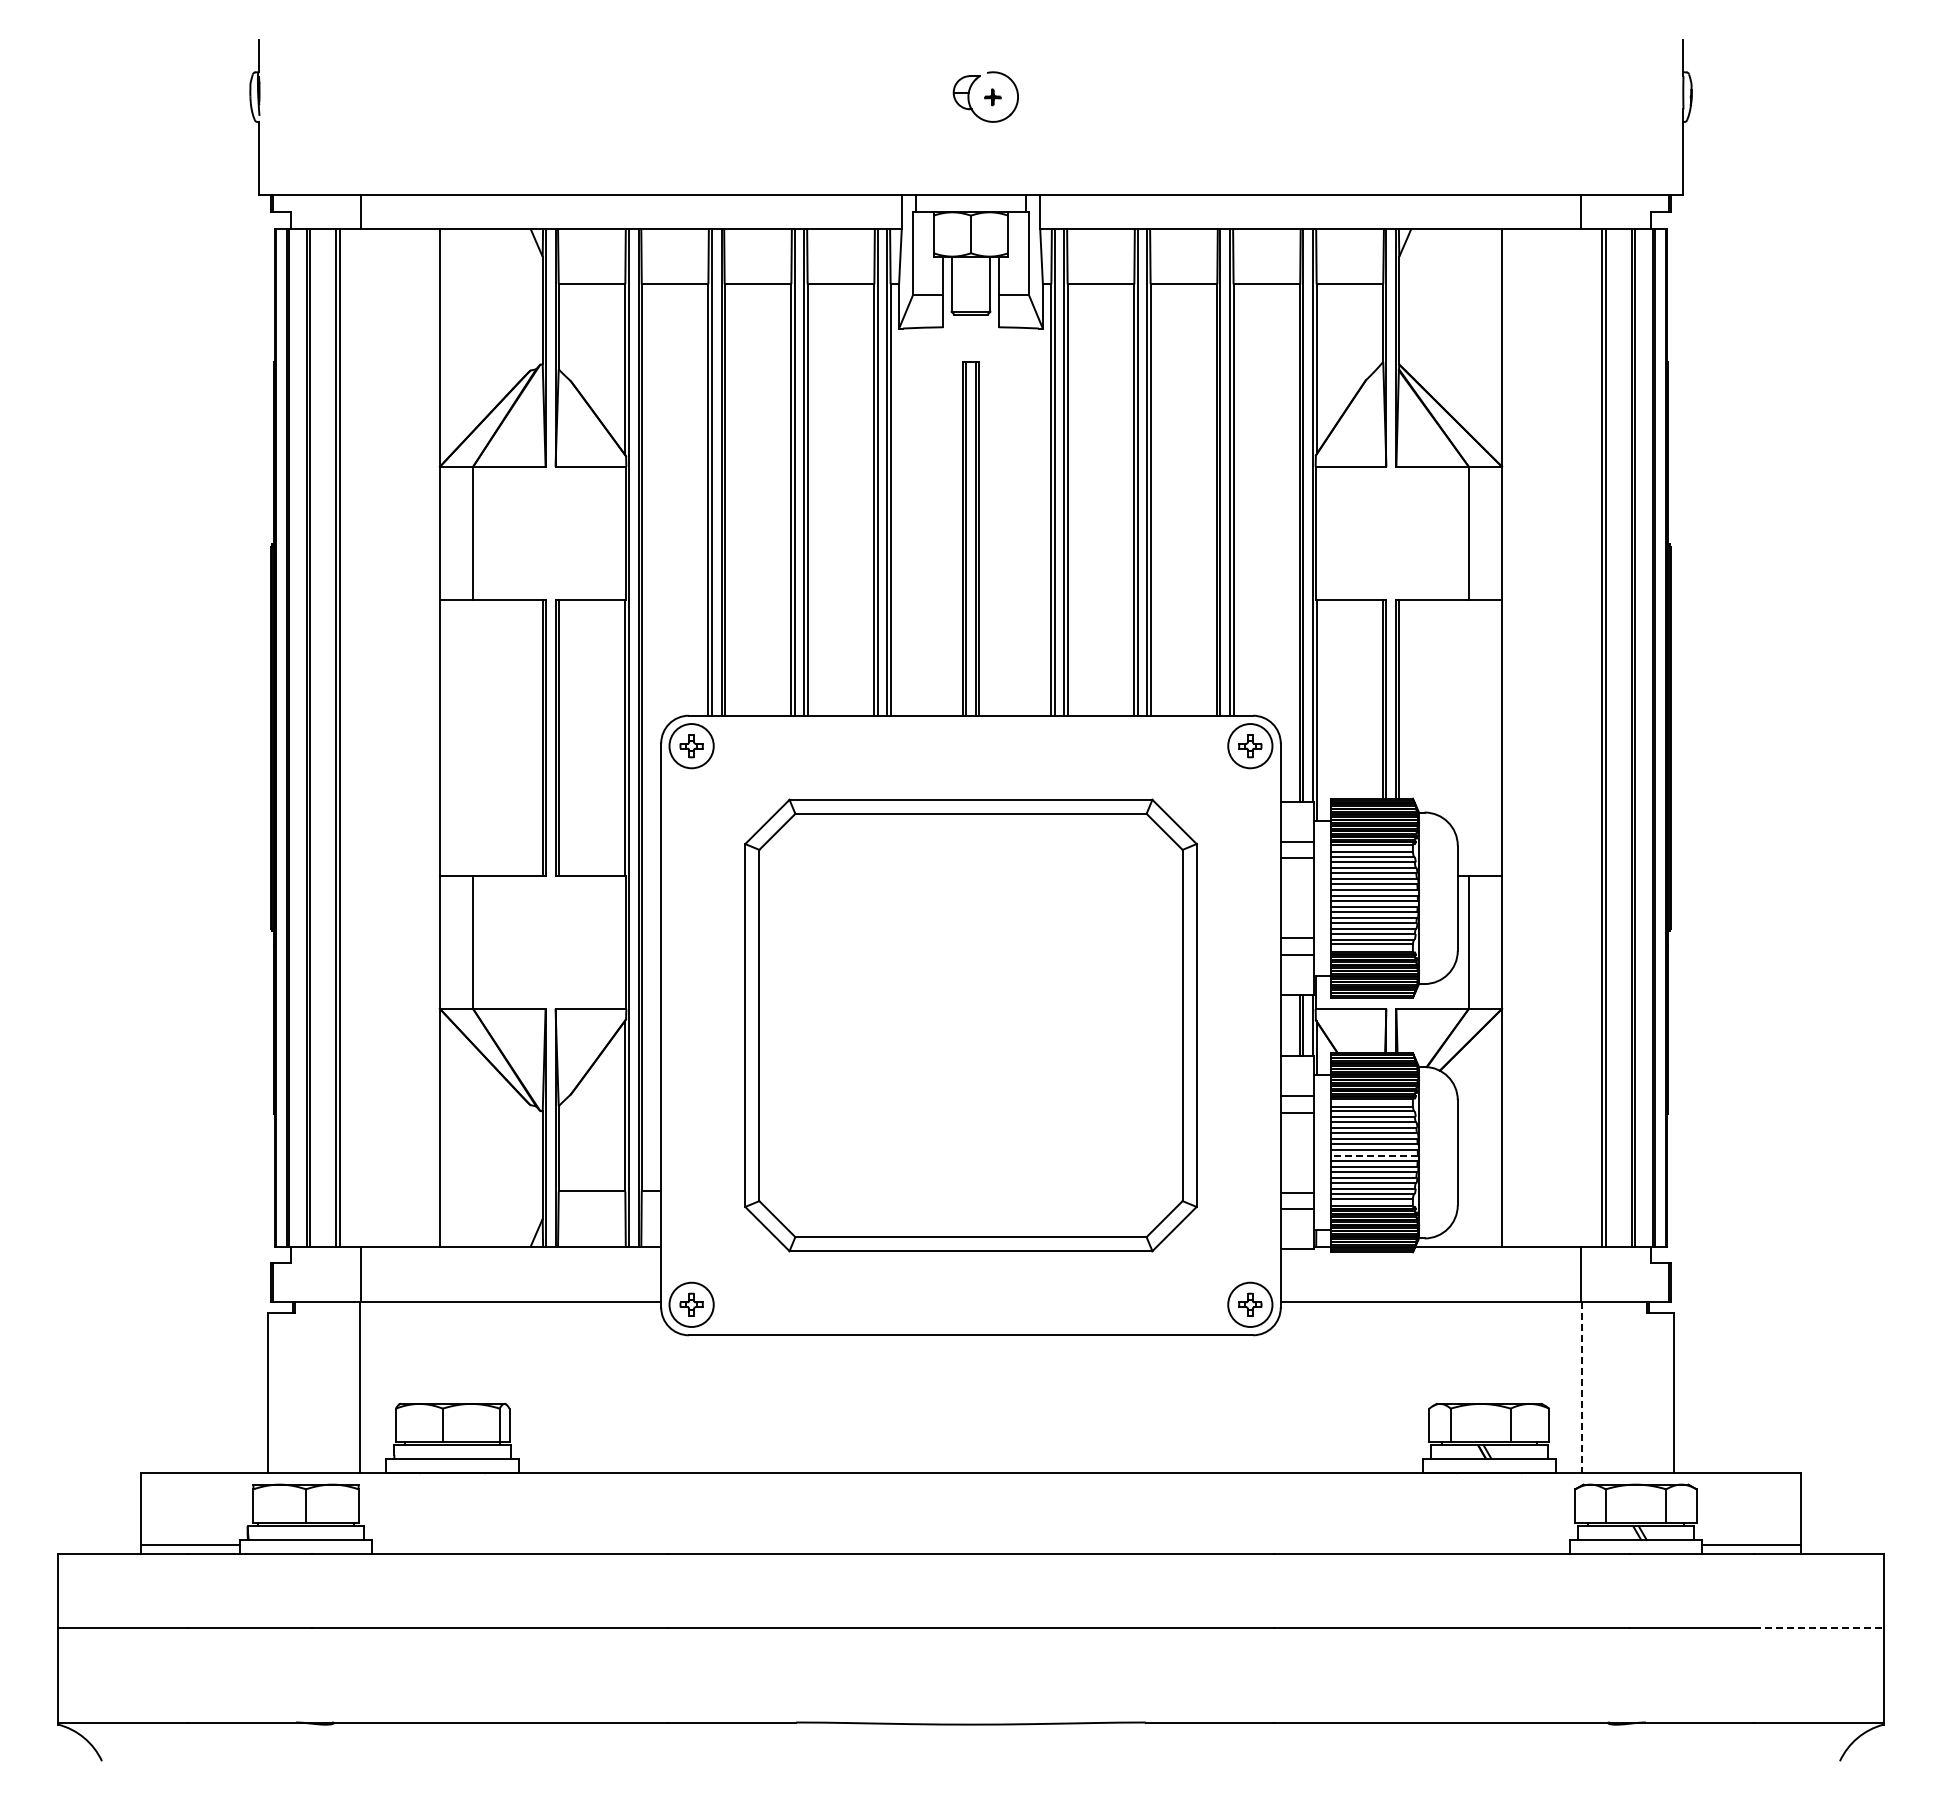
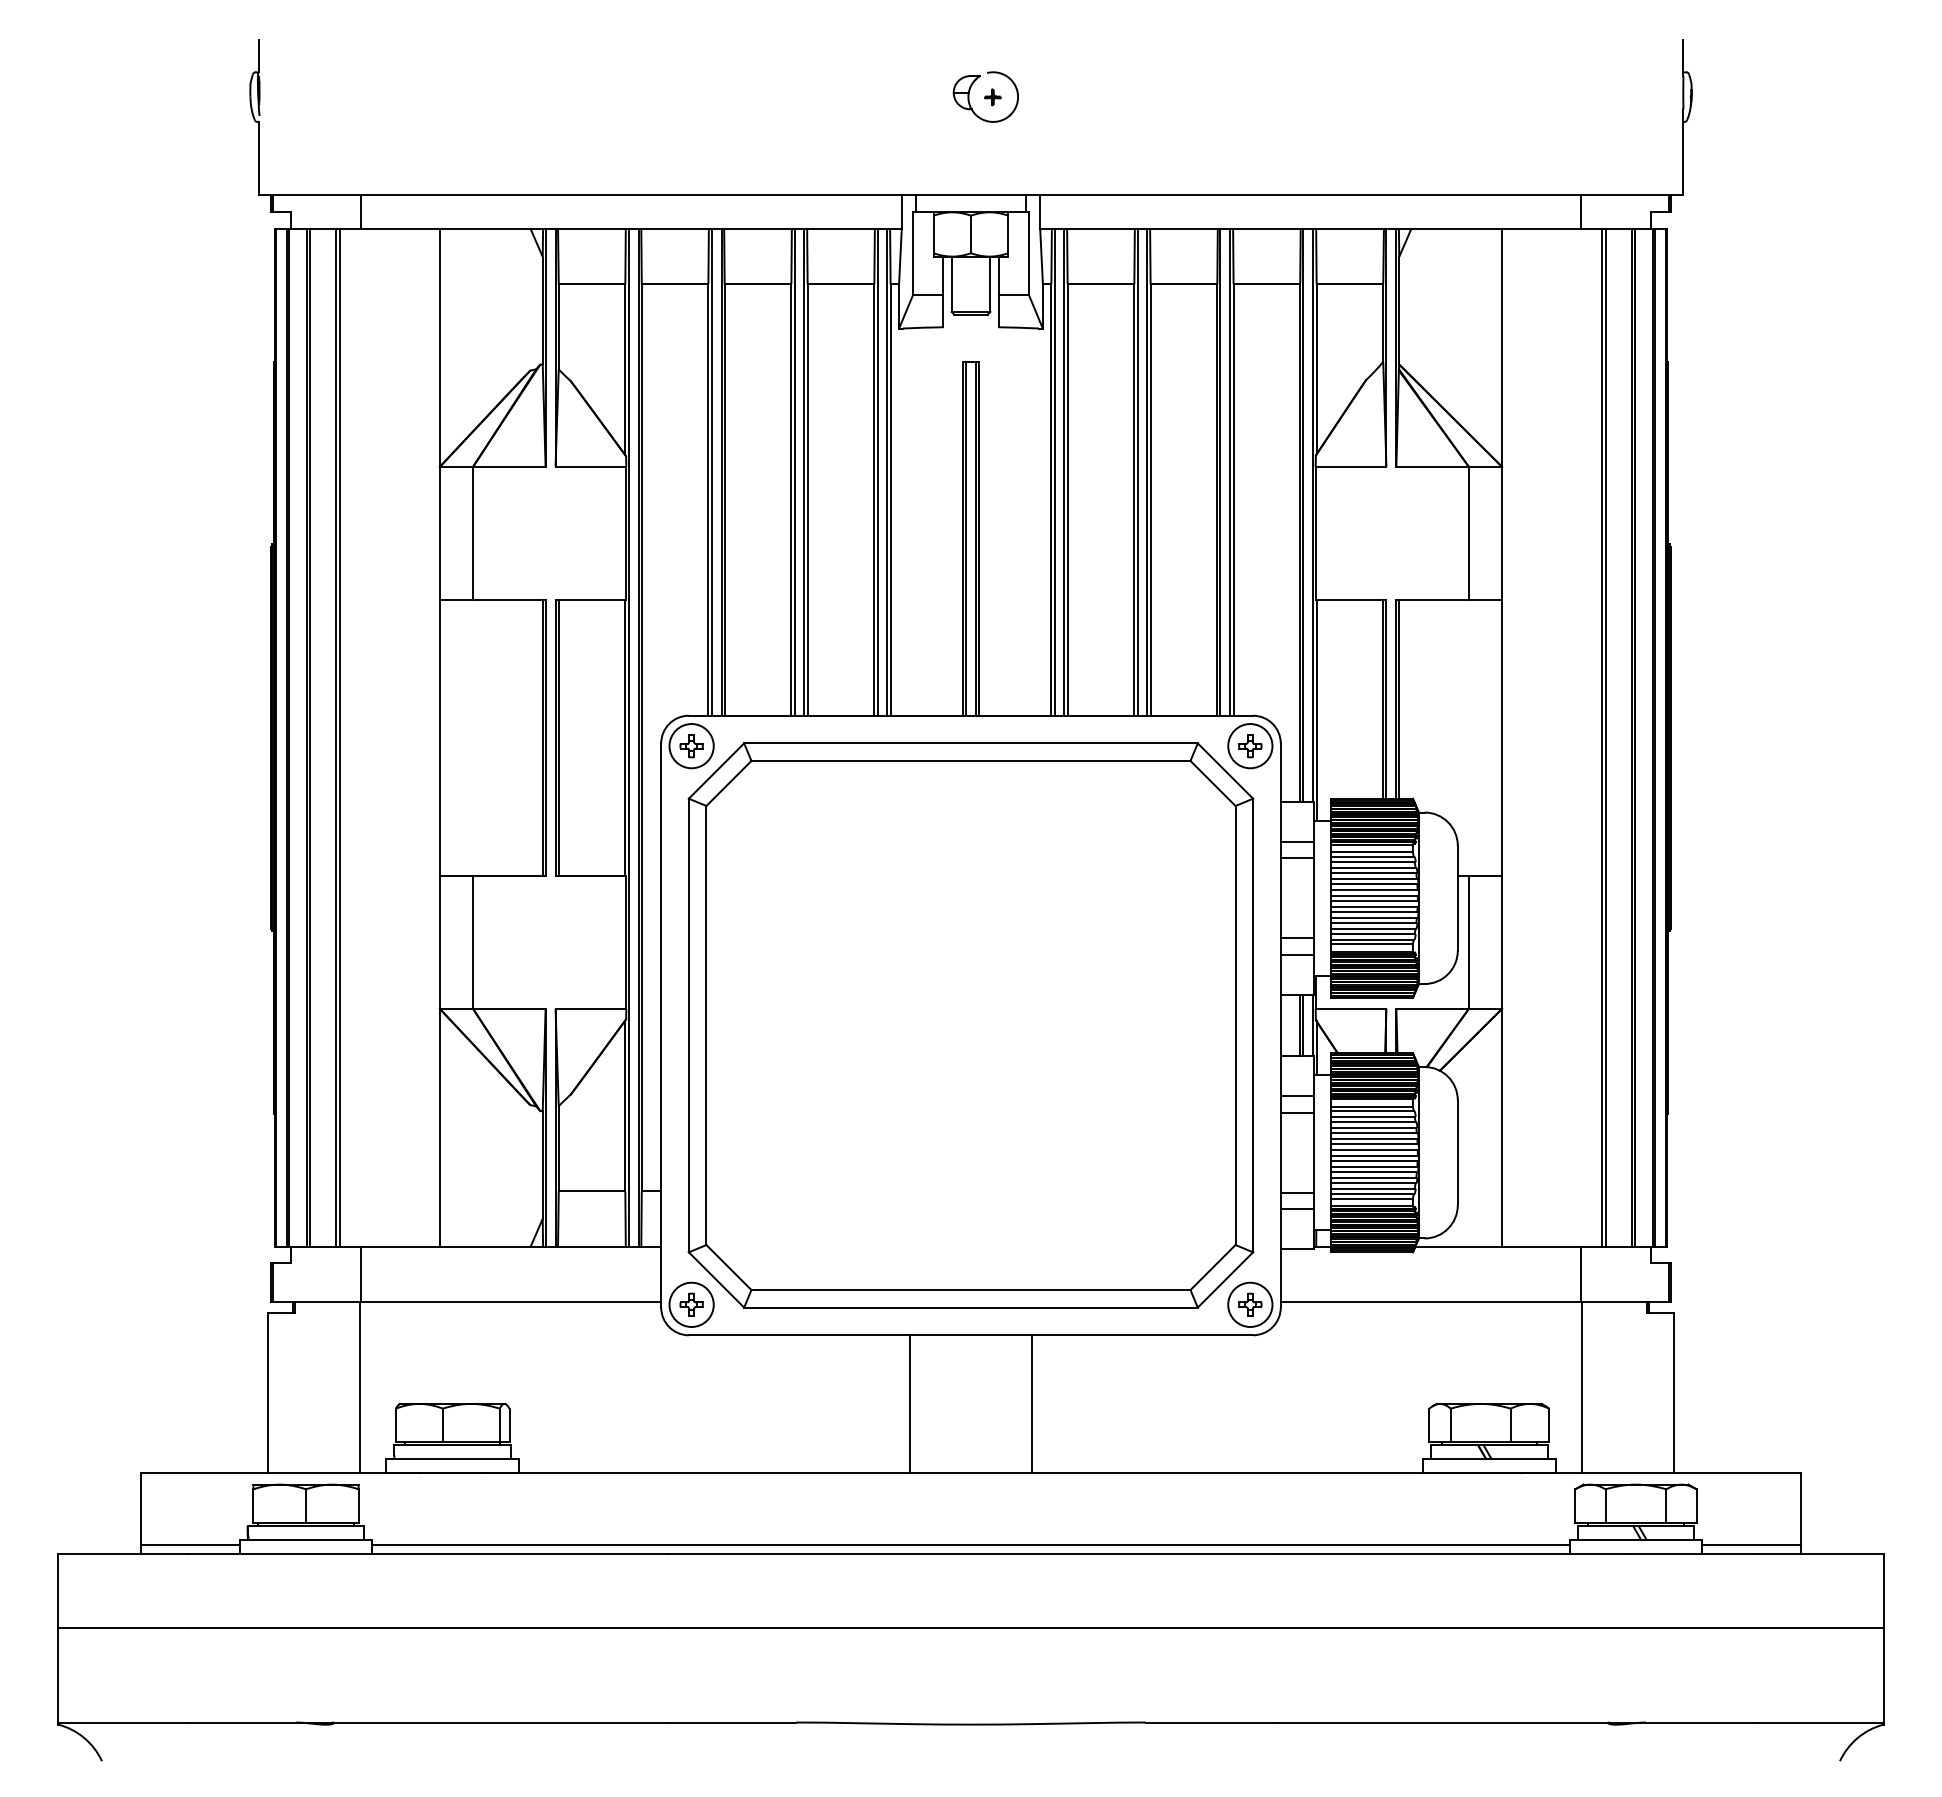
part size: 454x455 px -> 568x567 px (970, 1025)
line: dashed -> solid (1374, 1155)
line: dashed -> solid (1582, 1388)
line: none -> present (910, 1404)
line: none -> present (1031, 1404)
line: none -> present (970, 1545)
line: dashed -> solid (1819, 1628)
